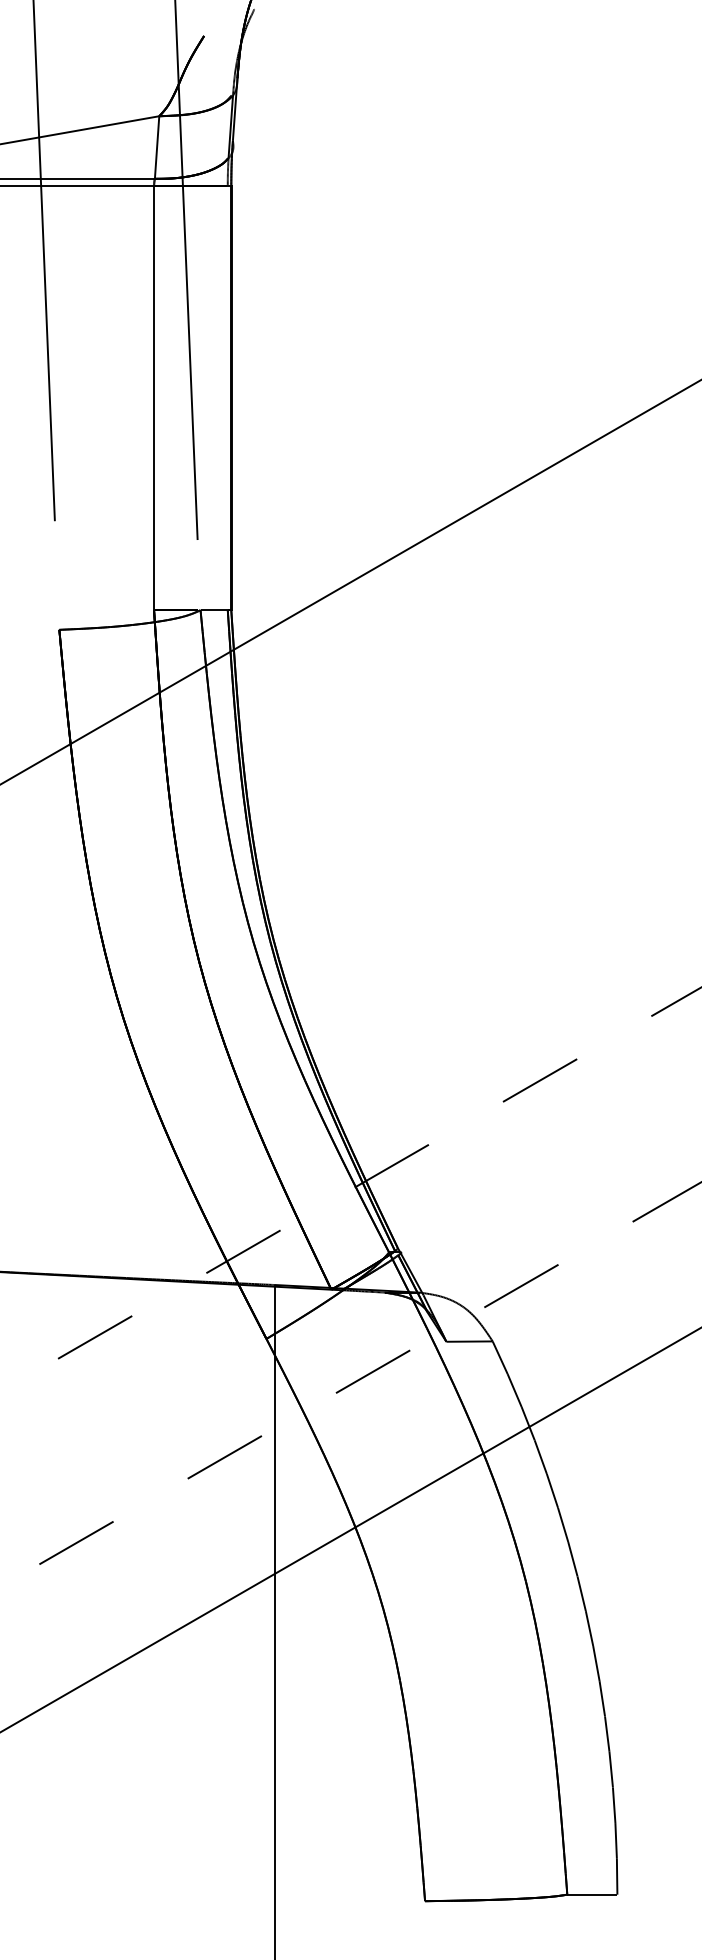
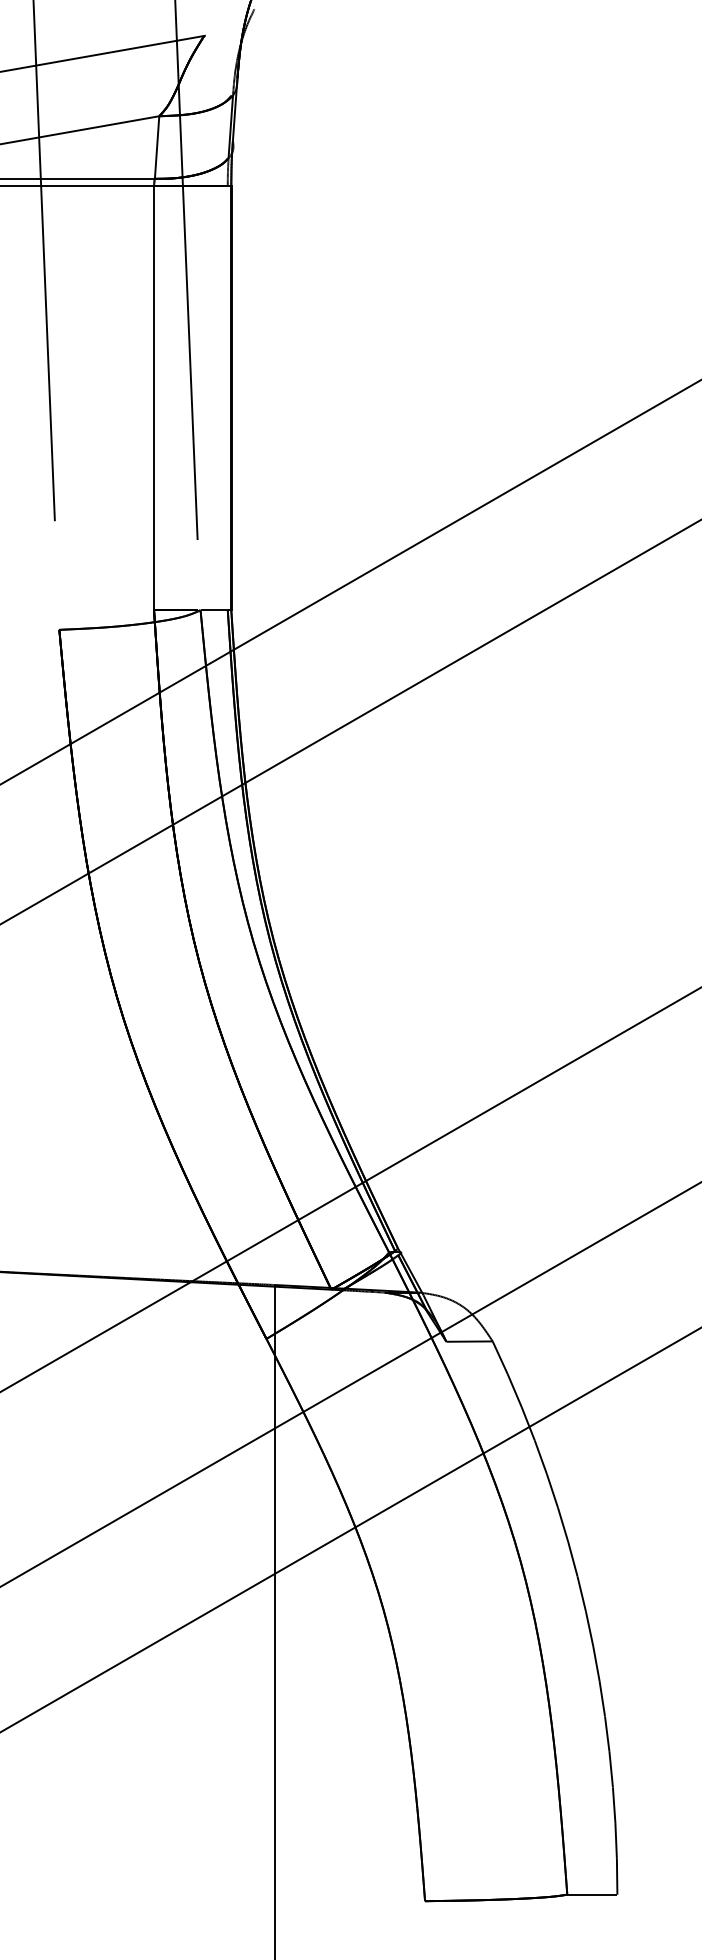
line: none -> present (103, 53)
line: none -> present (350, 722)
line: dashed -> solid (351, 1189)
line: dashed -> solid (350, 1384)
